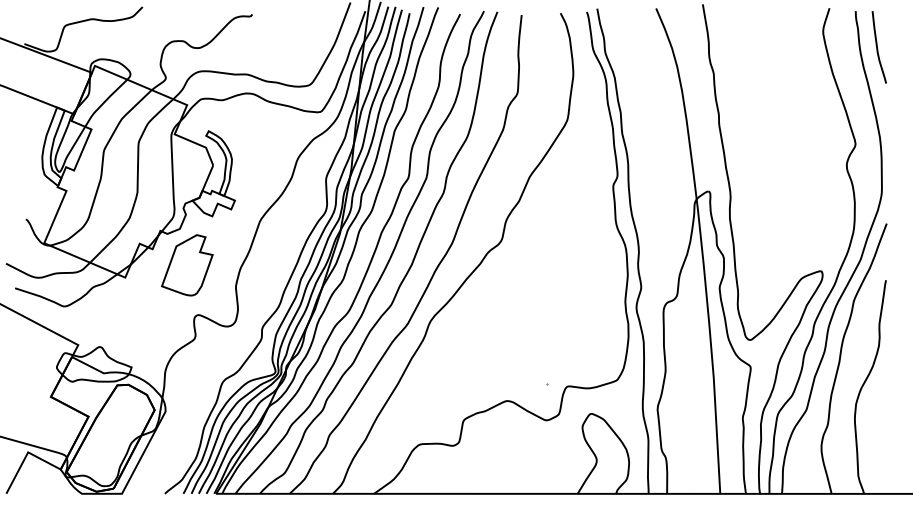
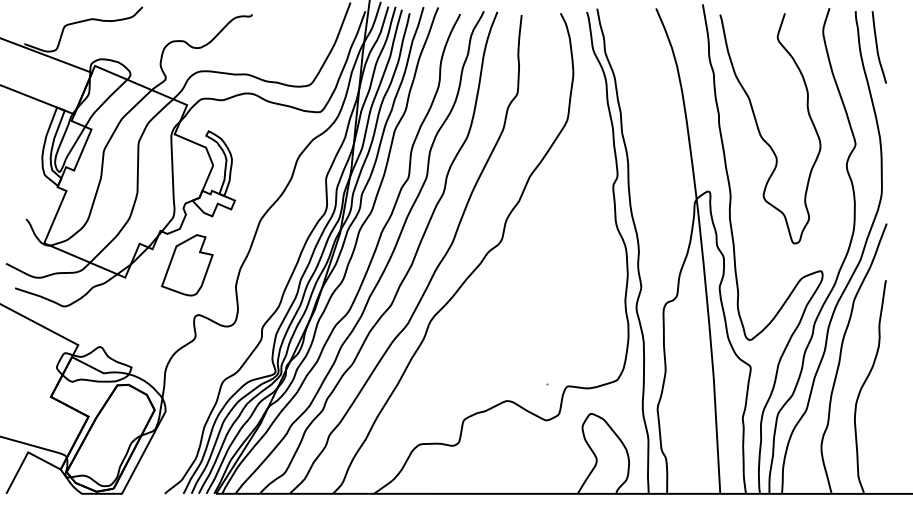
curve: none -> present (760, 131)
